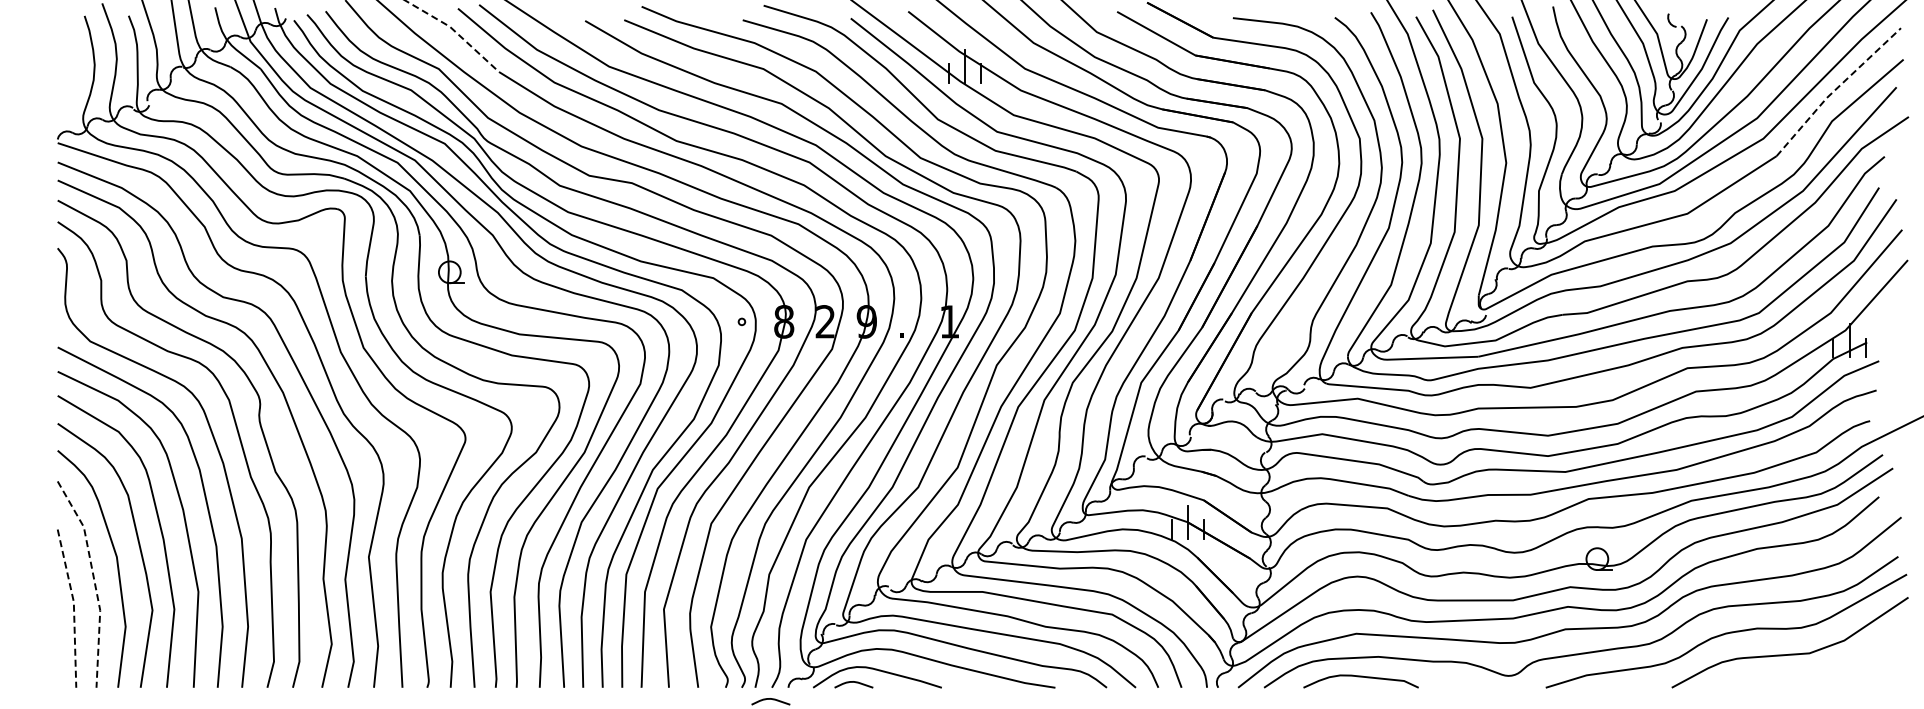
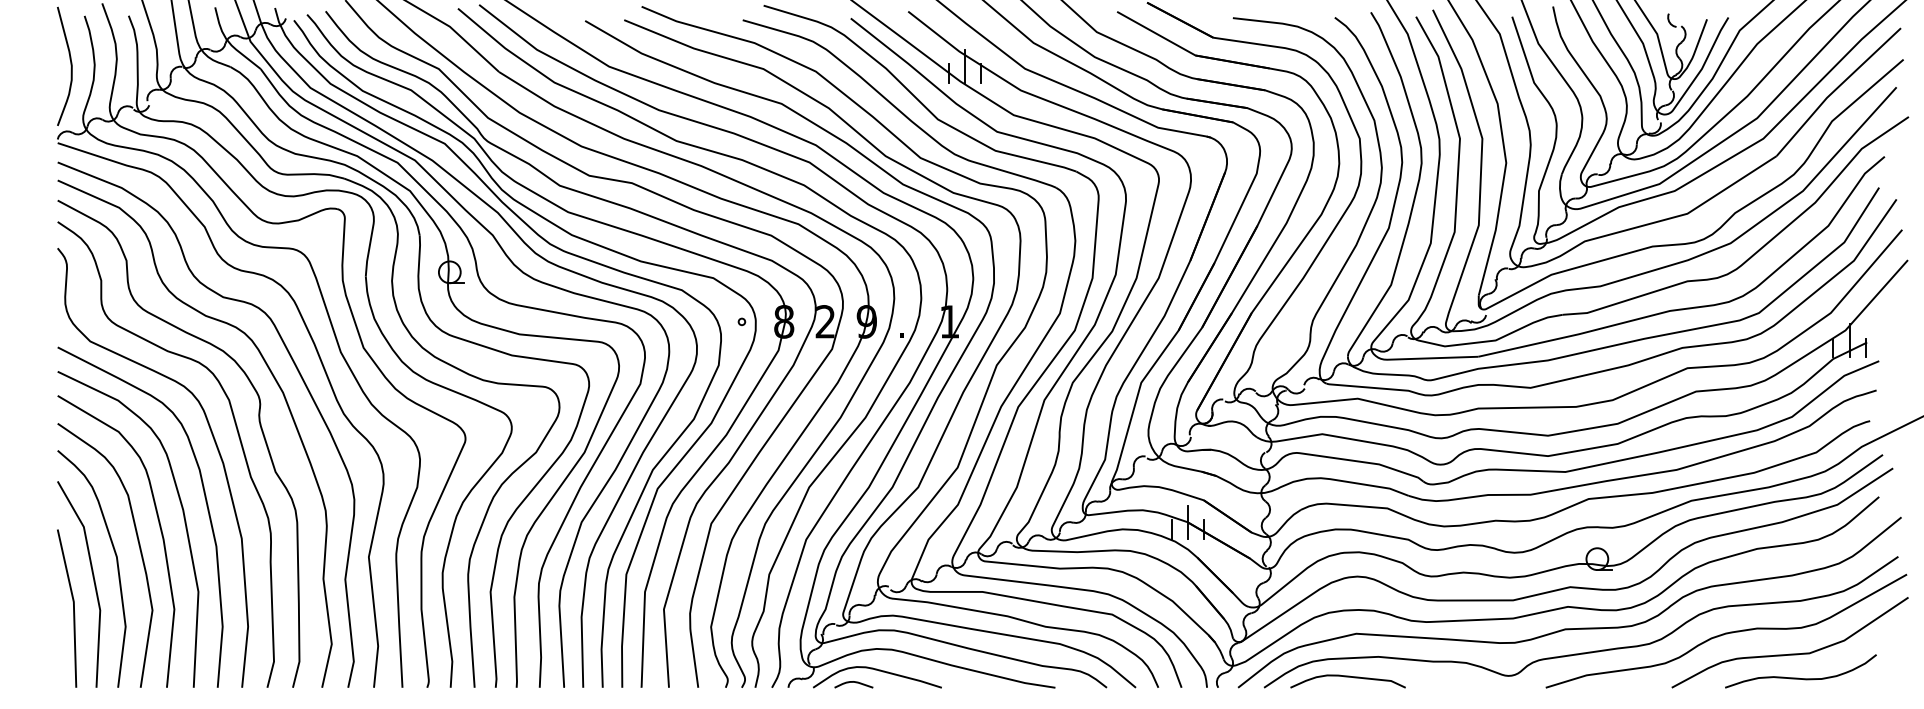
line: dashed -> solid (455, 31)
curve: none -> present (70, 65)
line: dashed -> solid (1835, 89)
line: dashed -> solid (94, 580)
line: dashed -> solid (73, 606)
curve position: (1360, 677) -> (1347, 677) (1347, 677)
curve: none -> present (1798, 677)
curve: present -> none (770, 699)
